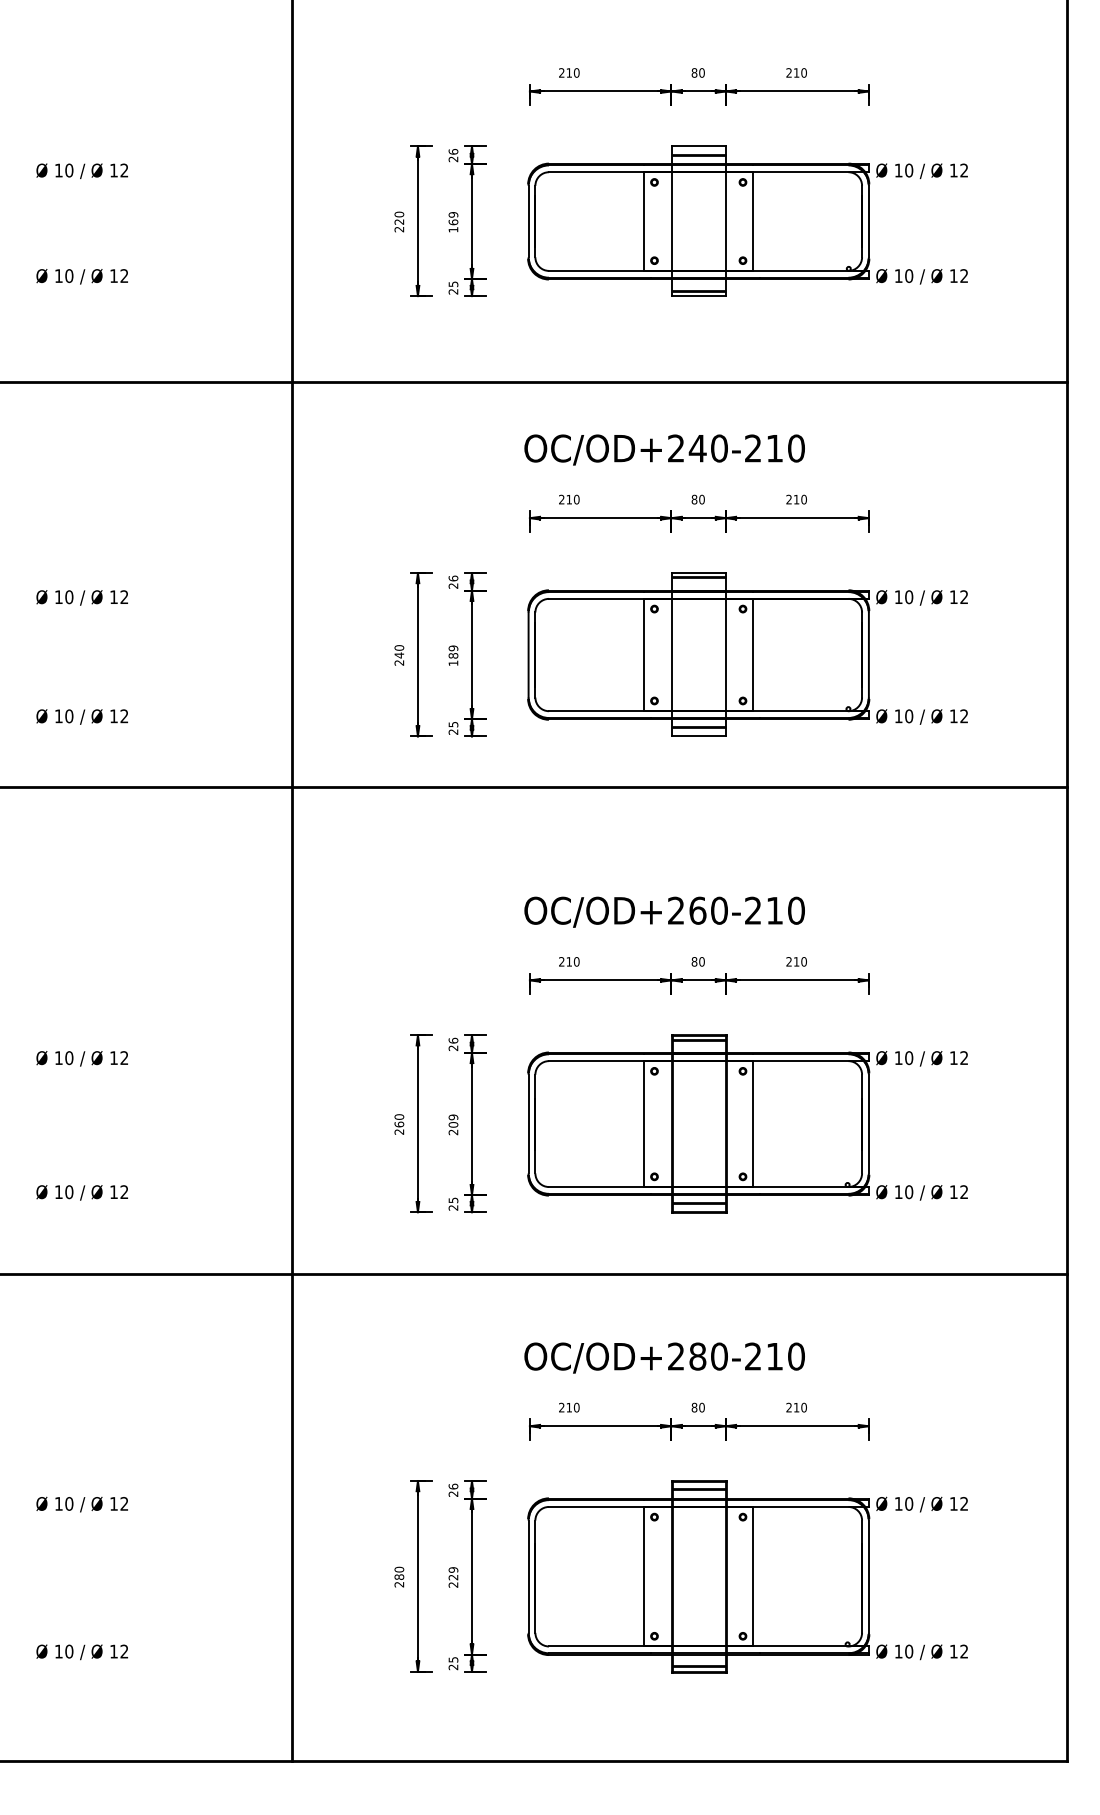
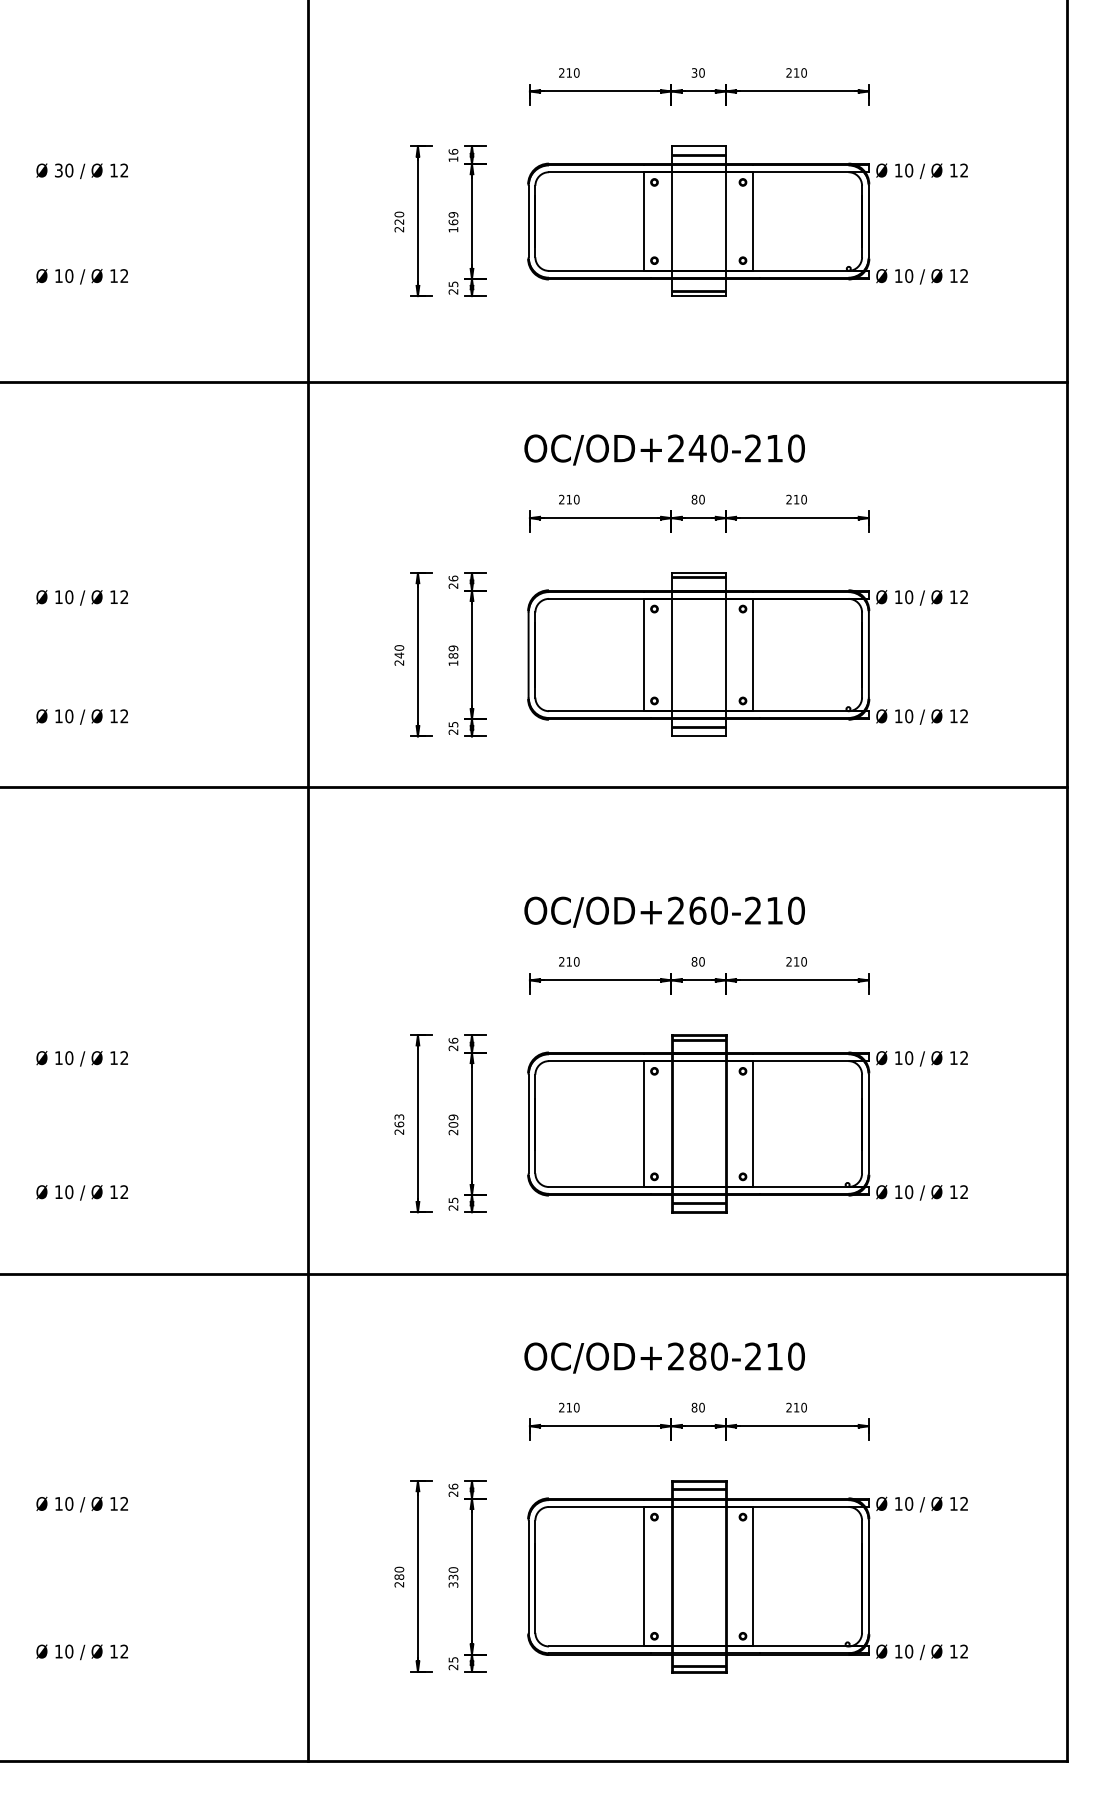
text: 80 -> 30 (694, 72)
text: 26 -> 16 (453, 159)
text: 10 -> 30 (58, 170)
line position: (292, 881) -> (308, 881) (308, 881)
text: 260 -> 263 (399, 1116)
text: 229 -> 330 (453, 1577)
